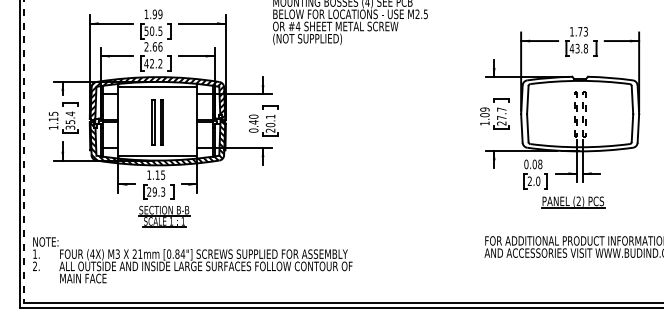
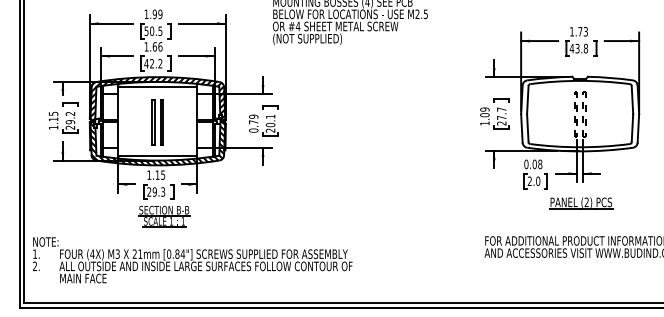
text: 2.66 -> 1.66 (146, 46)
text: 0.40 -> 0.79 (253, 119)
text: 35.4 -> 29.2 (70, 120)
line: dashed -> solid (24, 152)
part position: (573, 202) -> (581, 203) (581, 203)
